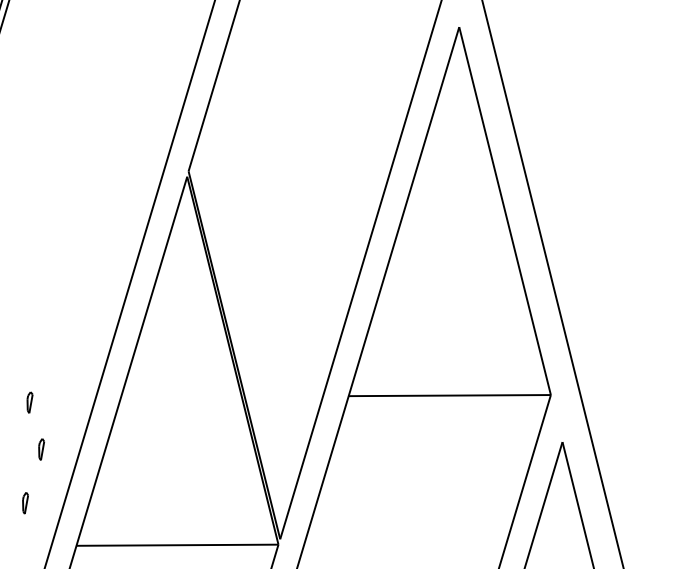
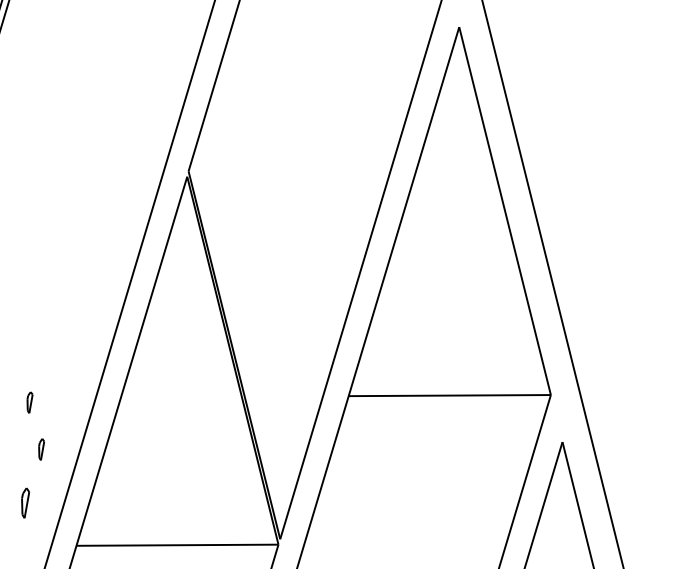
part size: 7x23 px -> 10x32 px (25, 502)
